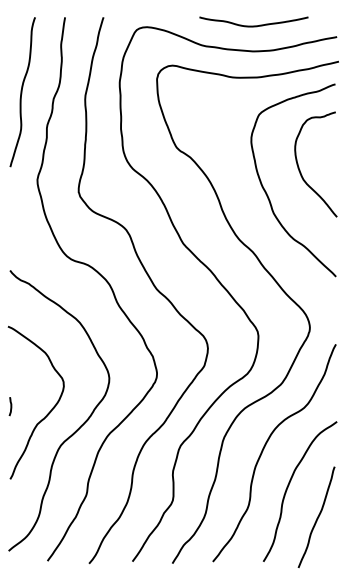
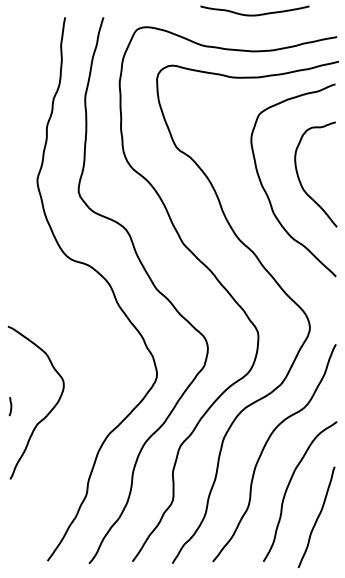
curve position: (253, 25) -> (254, 14) (254, 14)
curve: present -> none (22, 92)
curve position: (300, 169) -> (300, 179) (300, 179)
curve: present -> none (77, 428)
